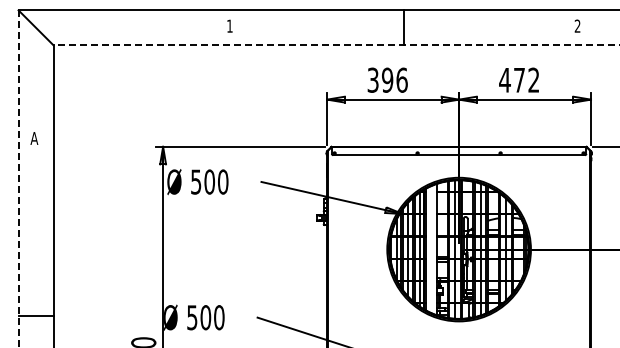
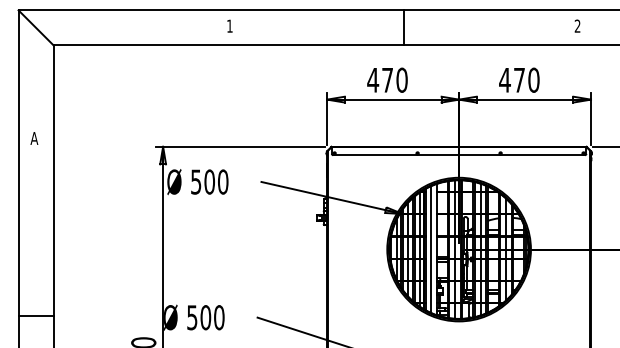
line: dashed -> solid (336, 45)
text: 396 -> 470 (387, 79)
text: 472 -> 470 (533, 79)
line: dashed -> solid (18, 179)
line: none -> present (430, 249)
